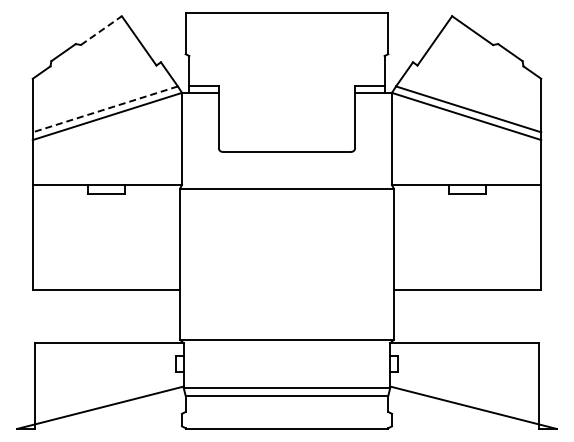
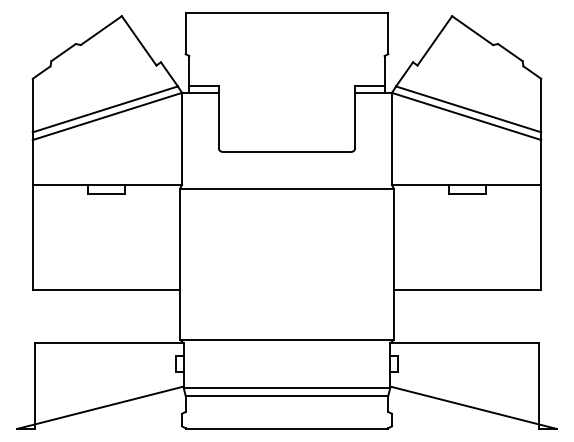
line: dashed -> solid (101, 30)
line: dashed -> solid (104, 109)
